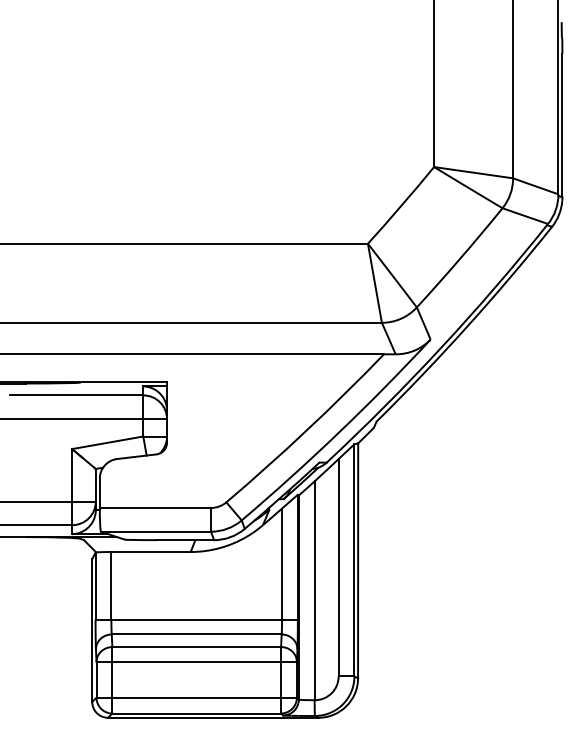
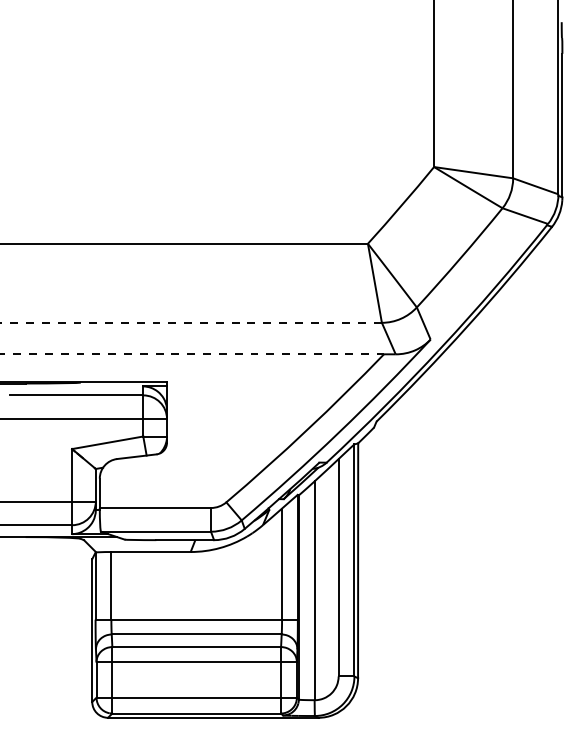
line: solid -> dashed (191, 322)
line: solid -> dashed (192, 354)
